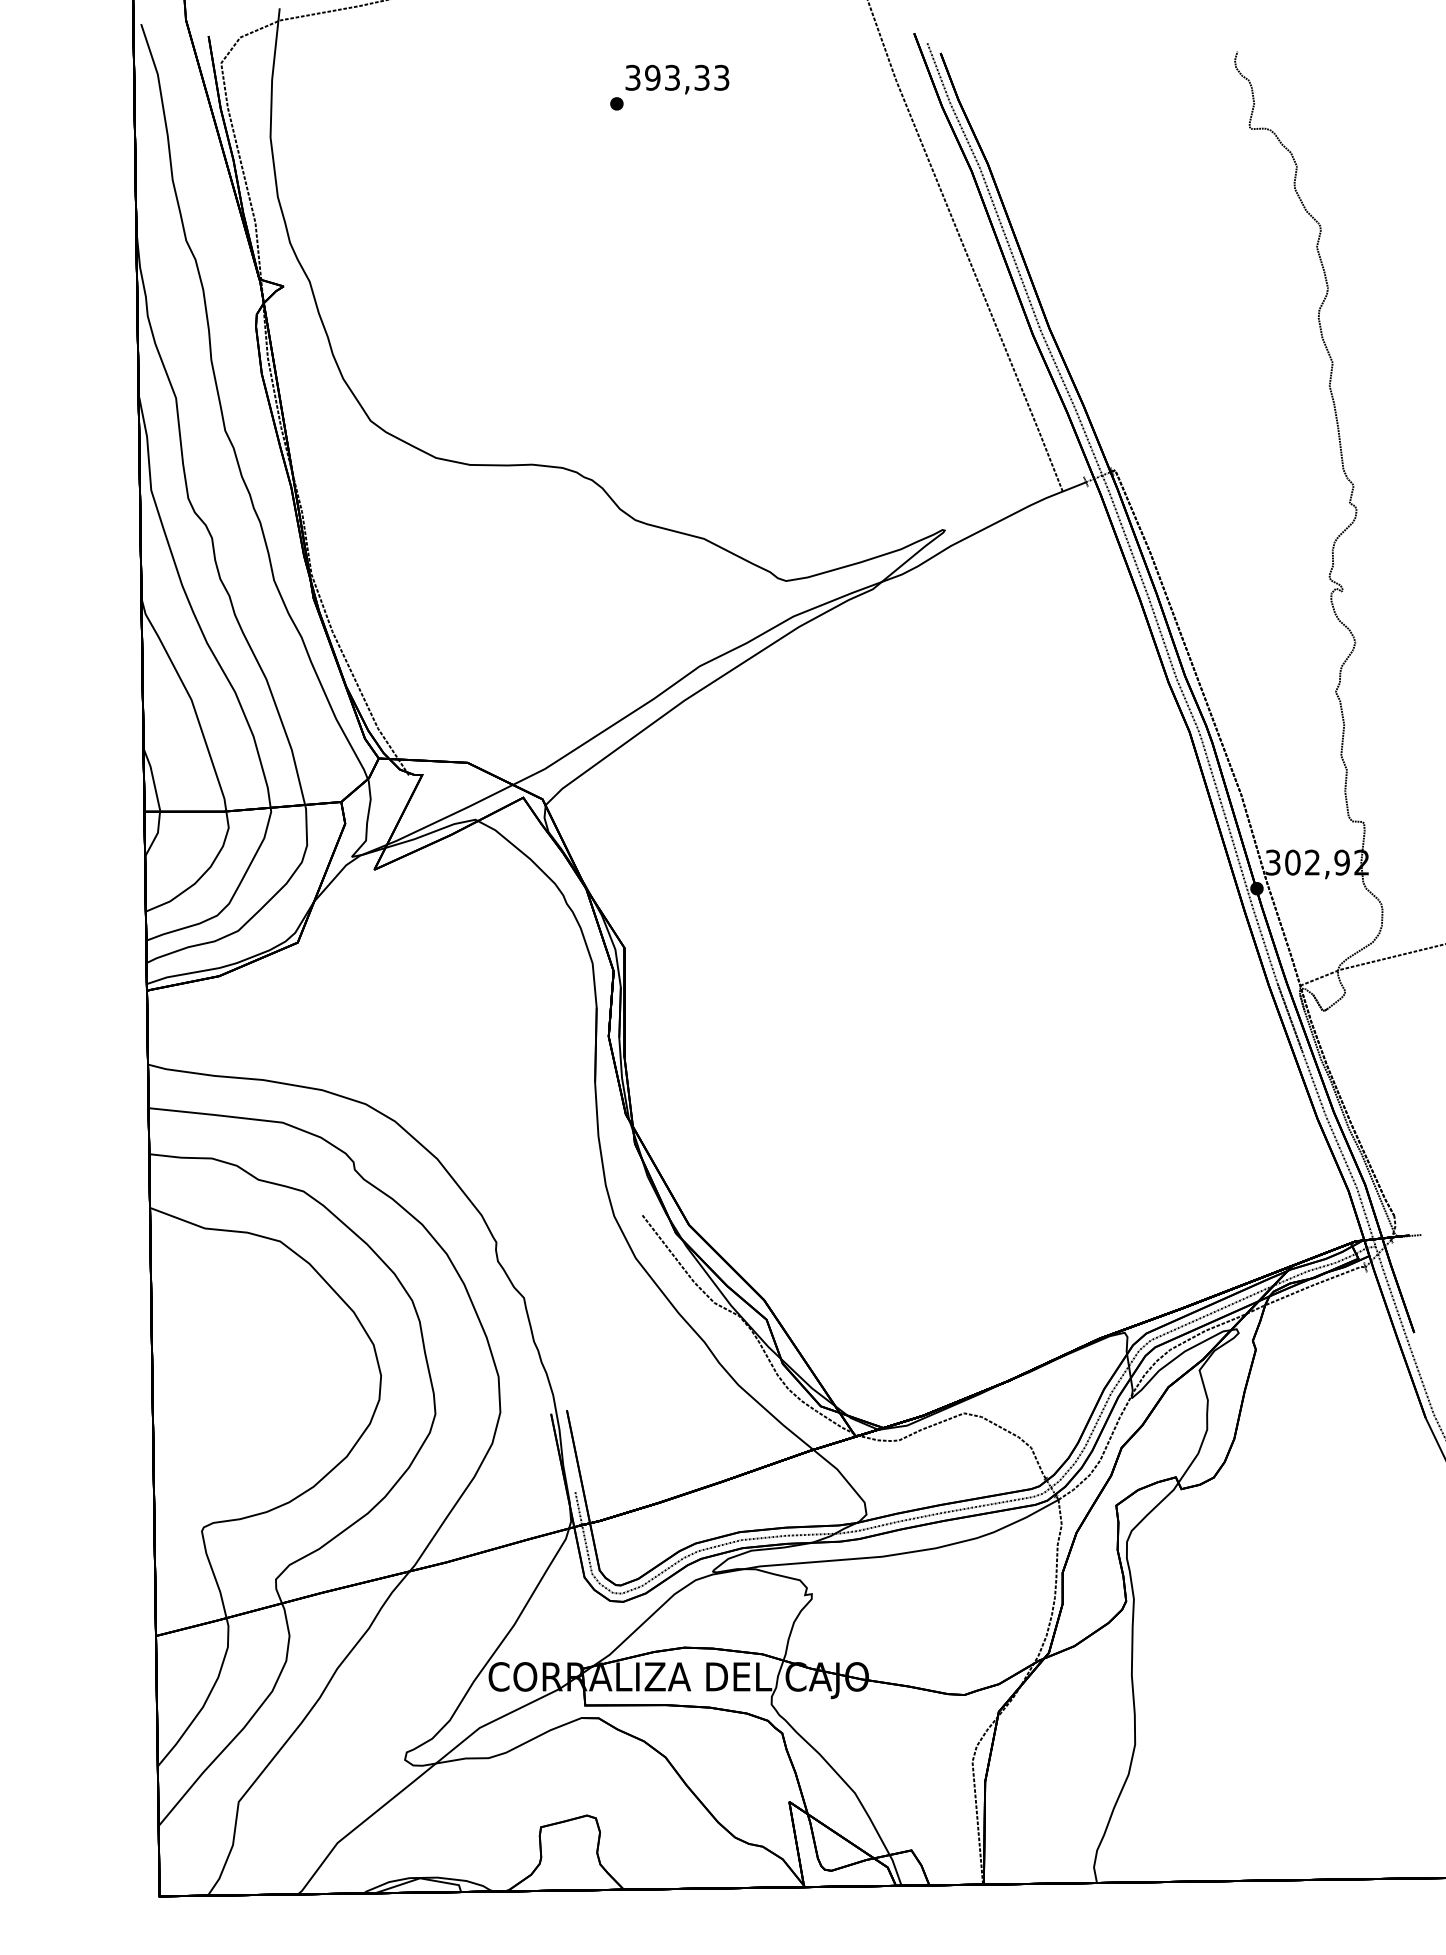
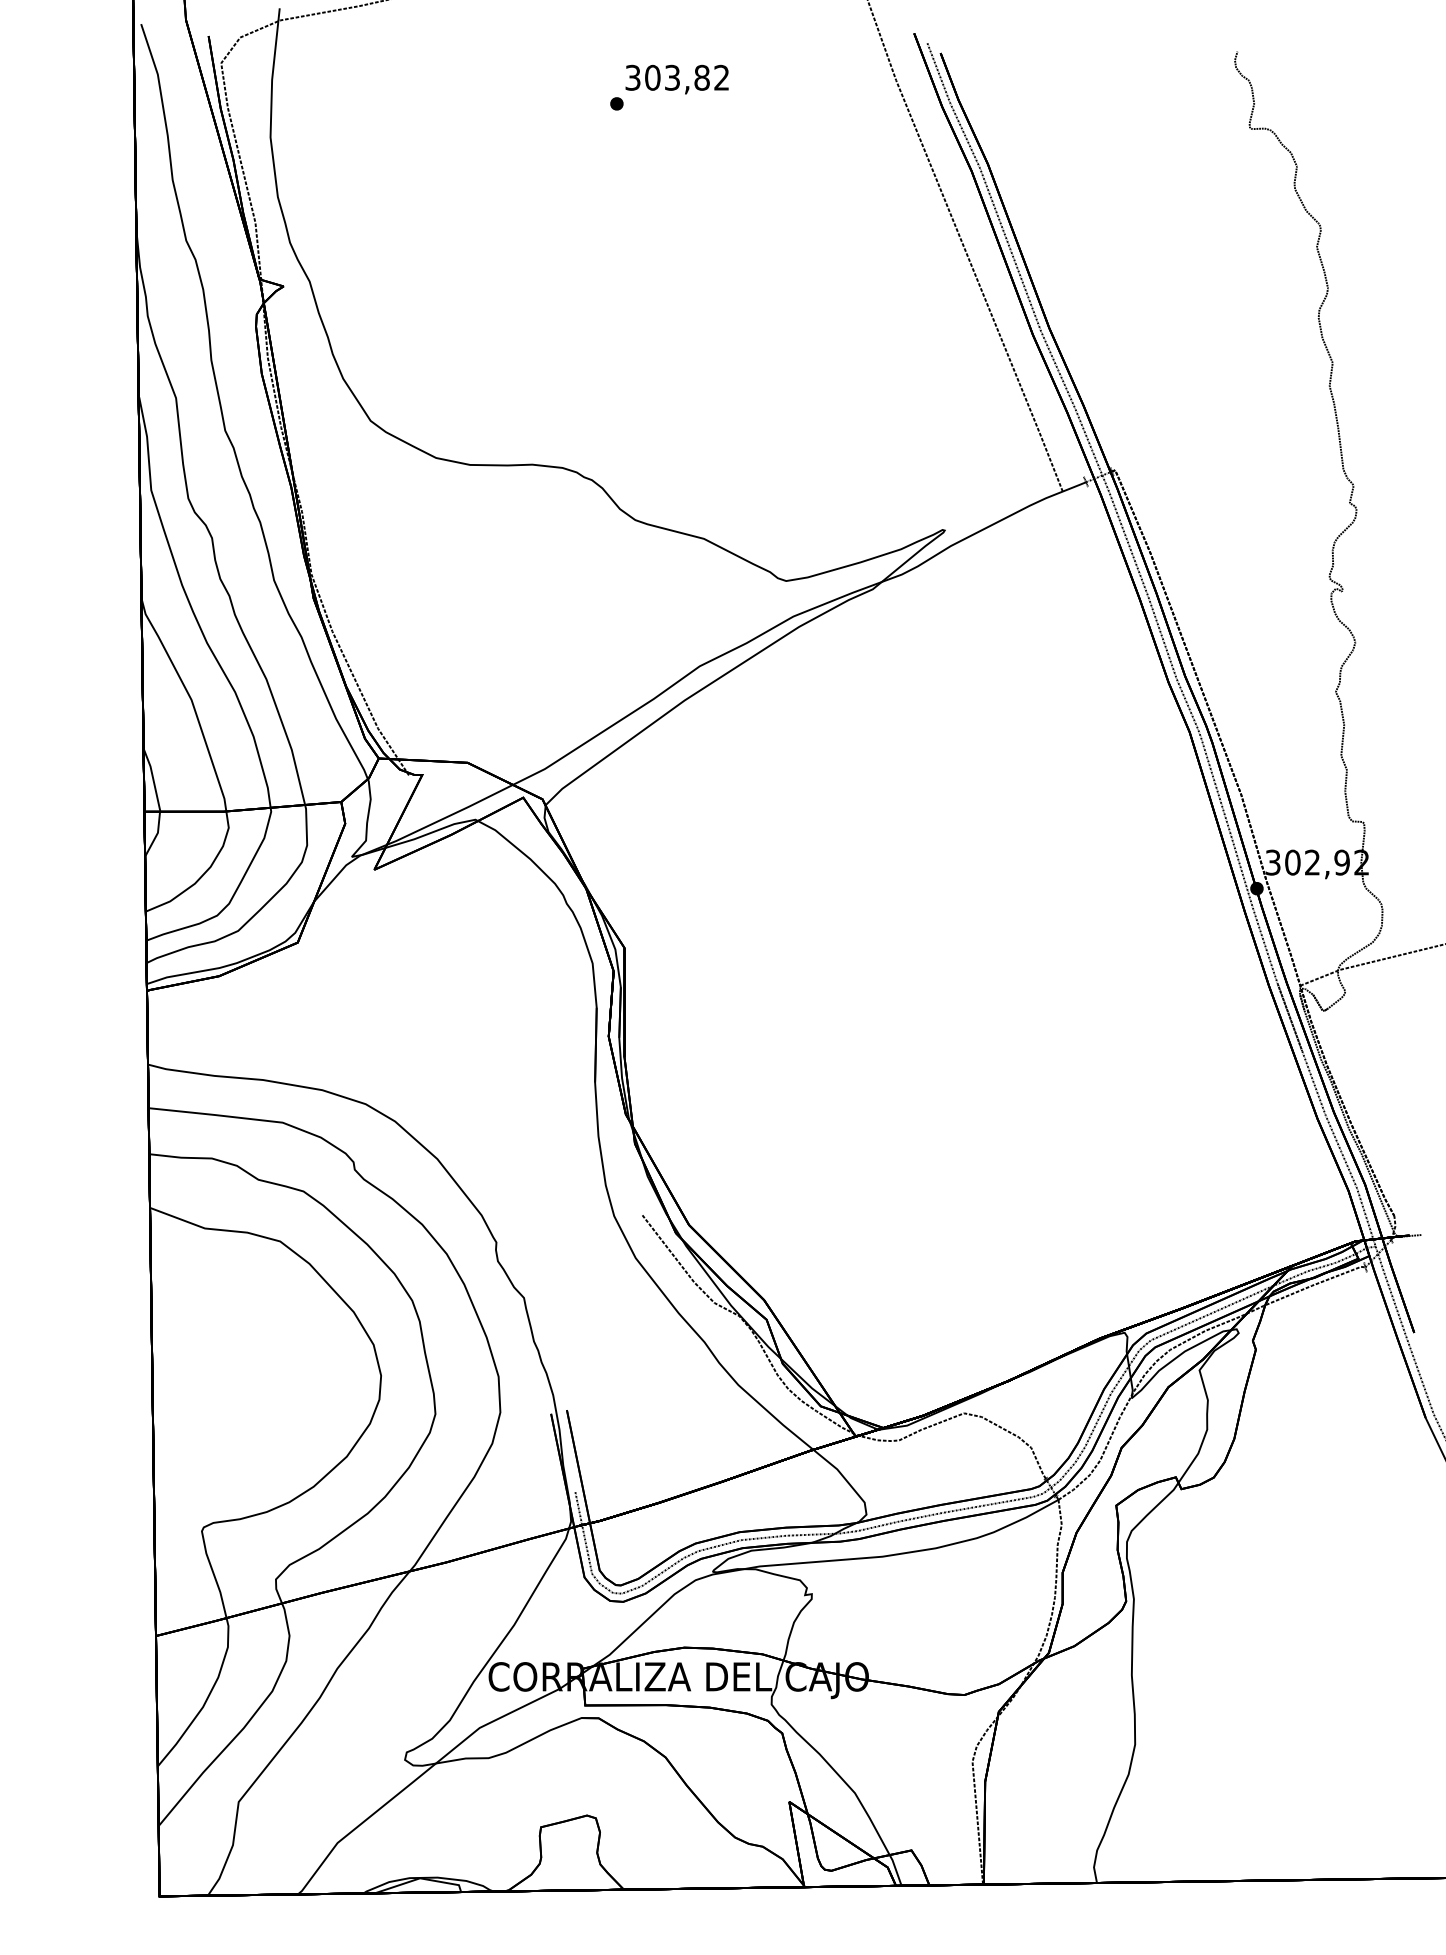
text: 393,33 -> 303,82 (687, 77)
